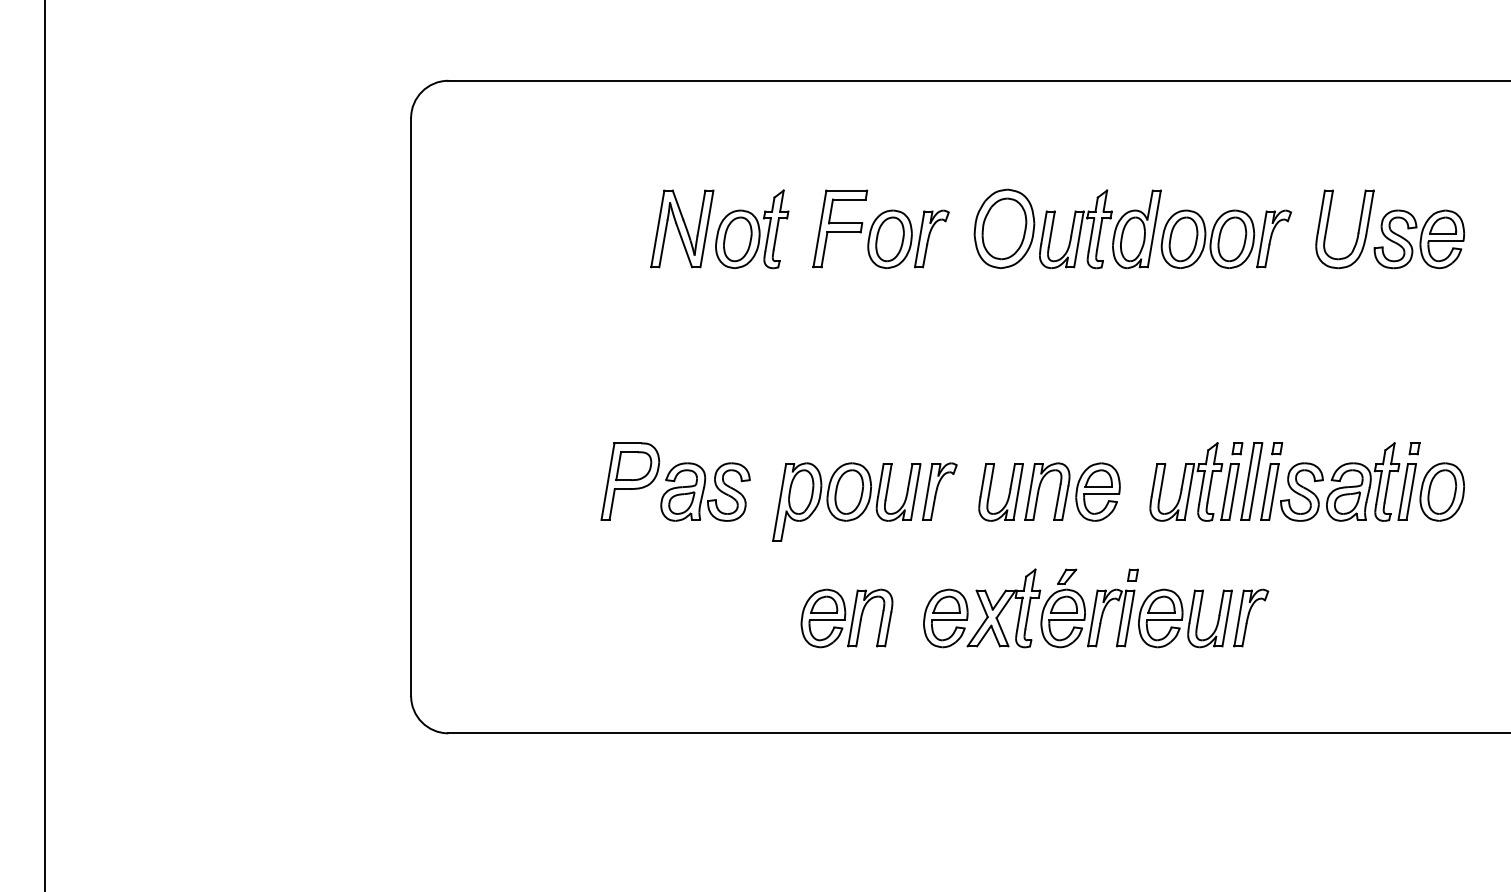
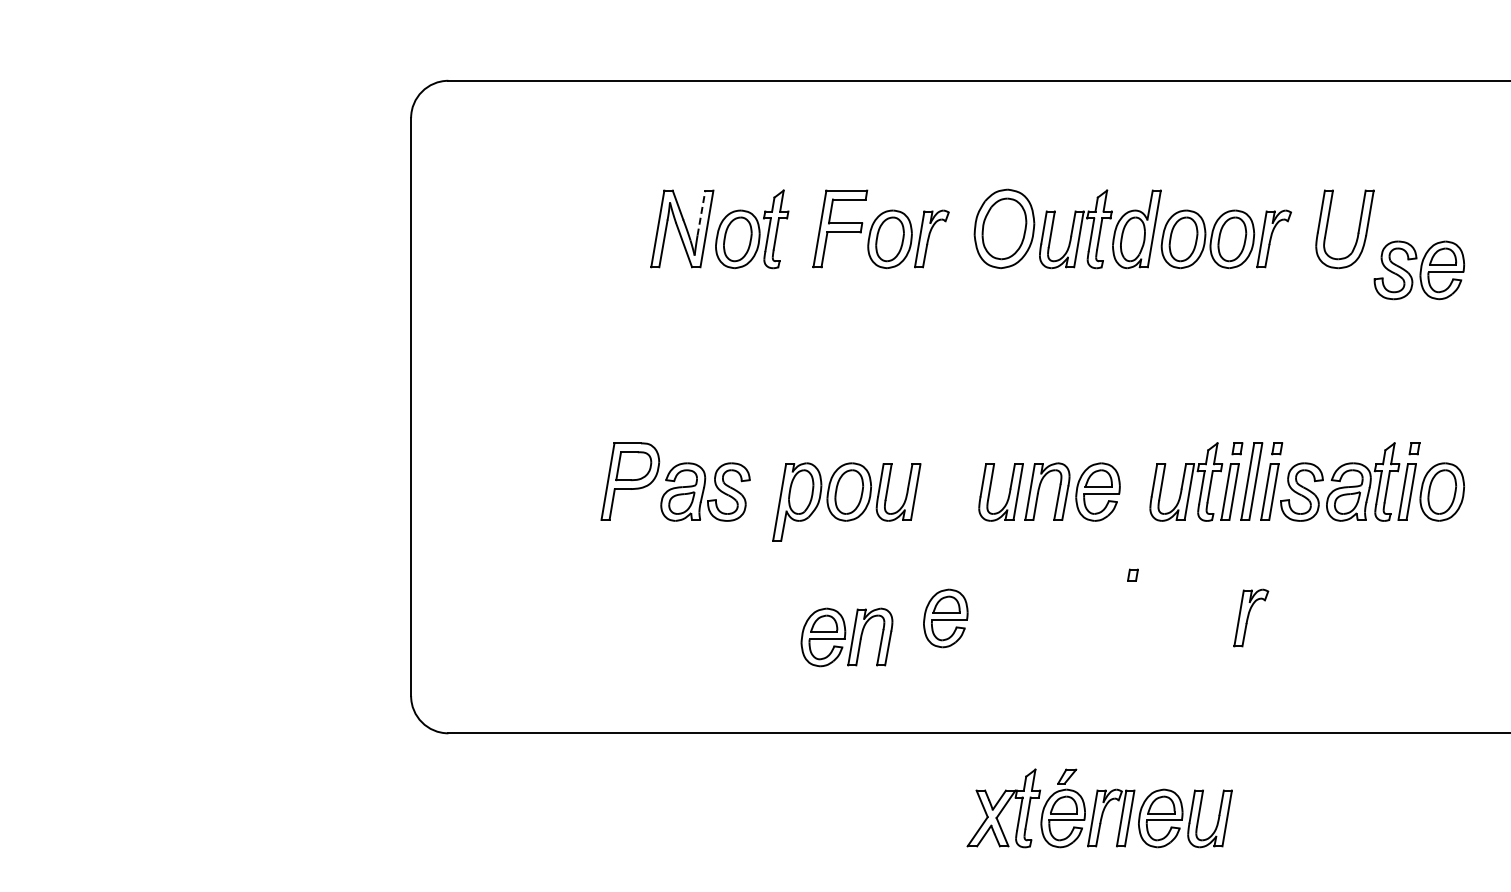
line: solid -> dashed (701, 213)
part position: (1419, 239) -> (1419, 270) (1419, 270)
line: present -> none (45, 445)
part: present -> none (939, 491)
part position: (1099, 608) -> (1099, 808) (1099, 808)
part position: (846, 618) -> (846, 637) (846, 637)
